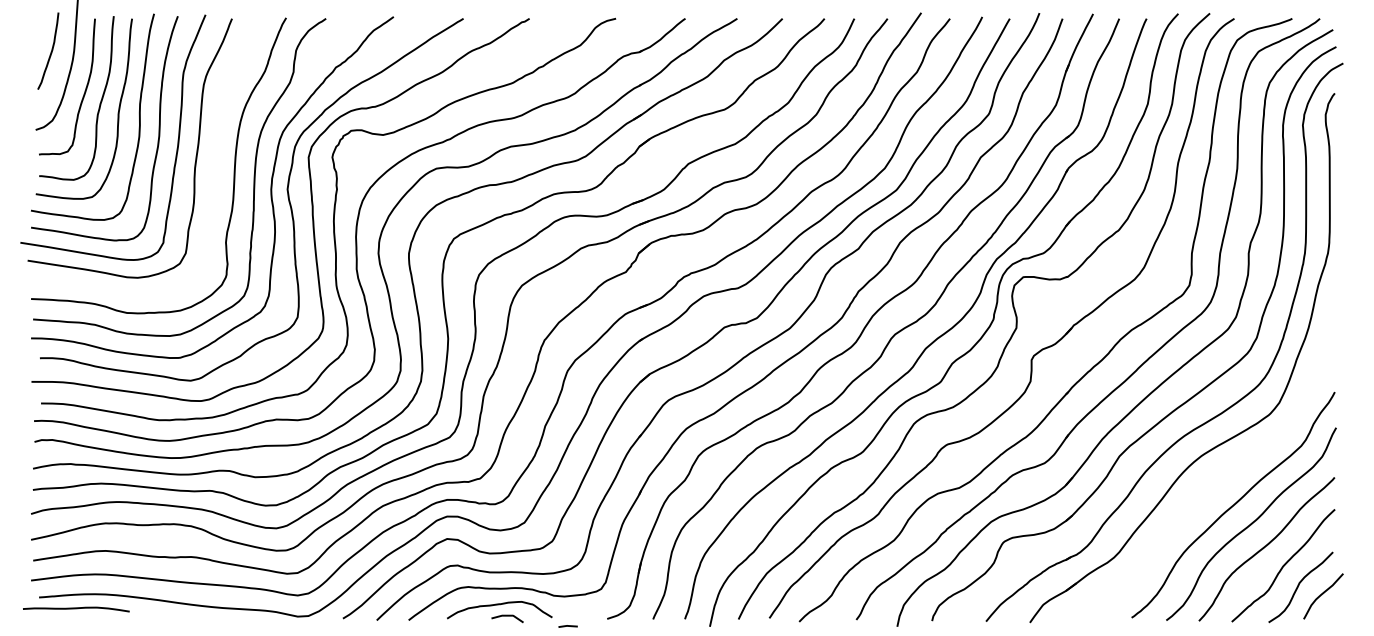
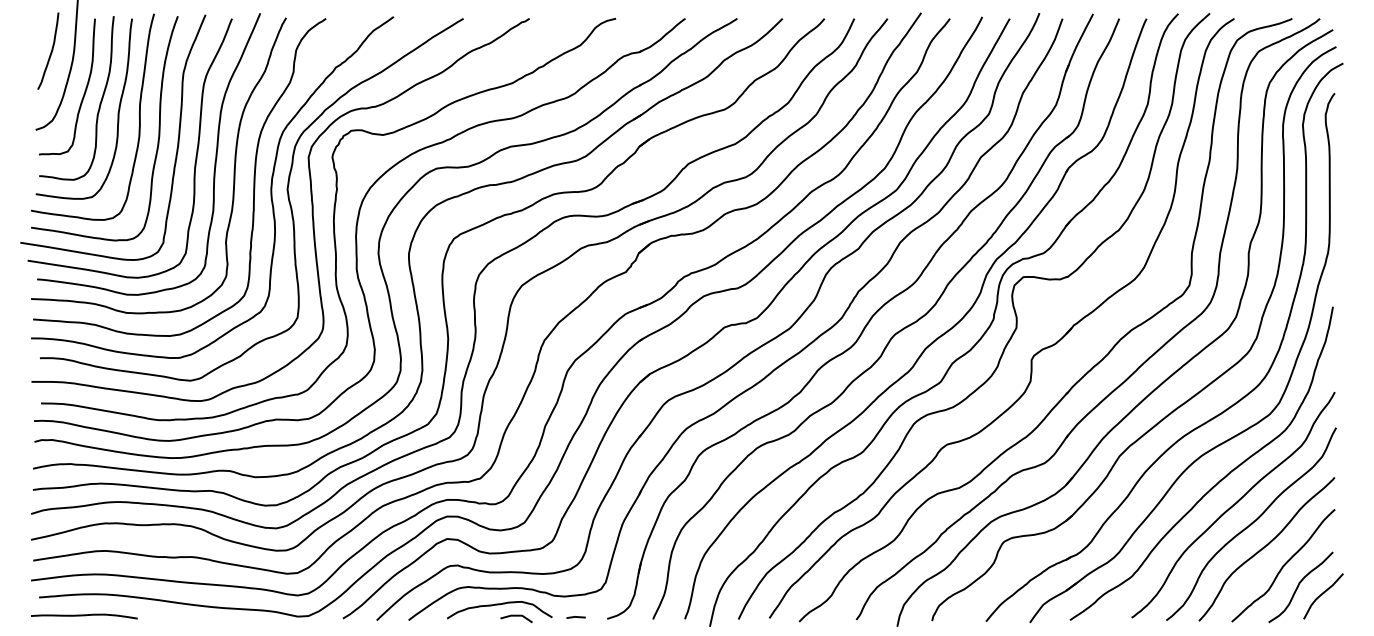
curve: none -> present (214, 161)
curve: none -> present (1219, 480)
curve position: (76, 609) -> (84, 616) (84, 616)
curve position: (507, 616) -> (516, 616) (516, 616)
line position: (567, 626) -> (575, 617) (575, 617)
